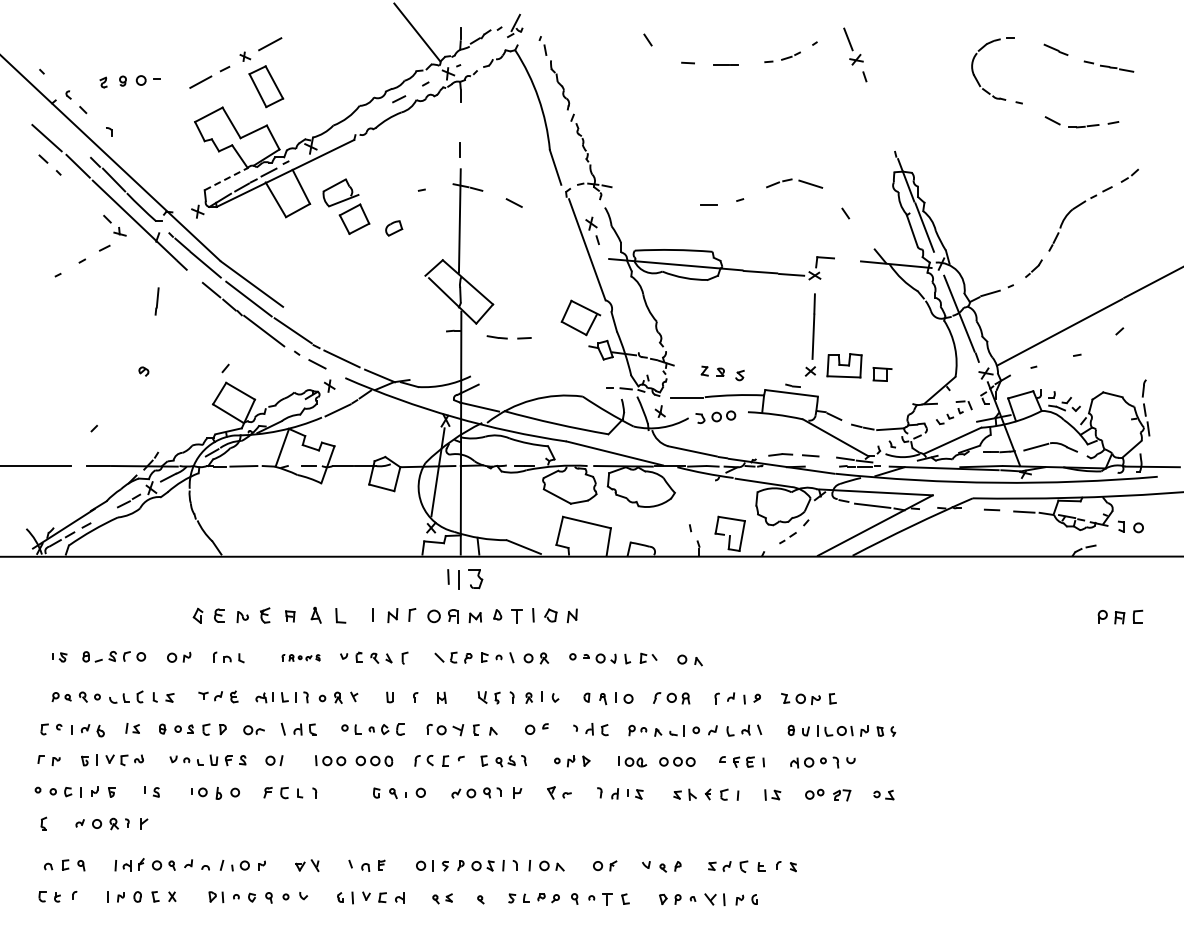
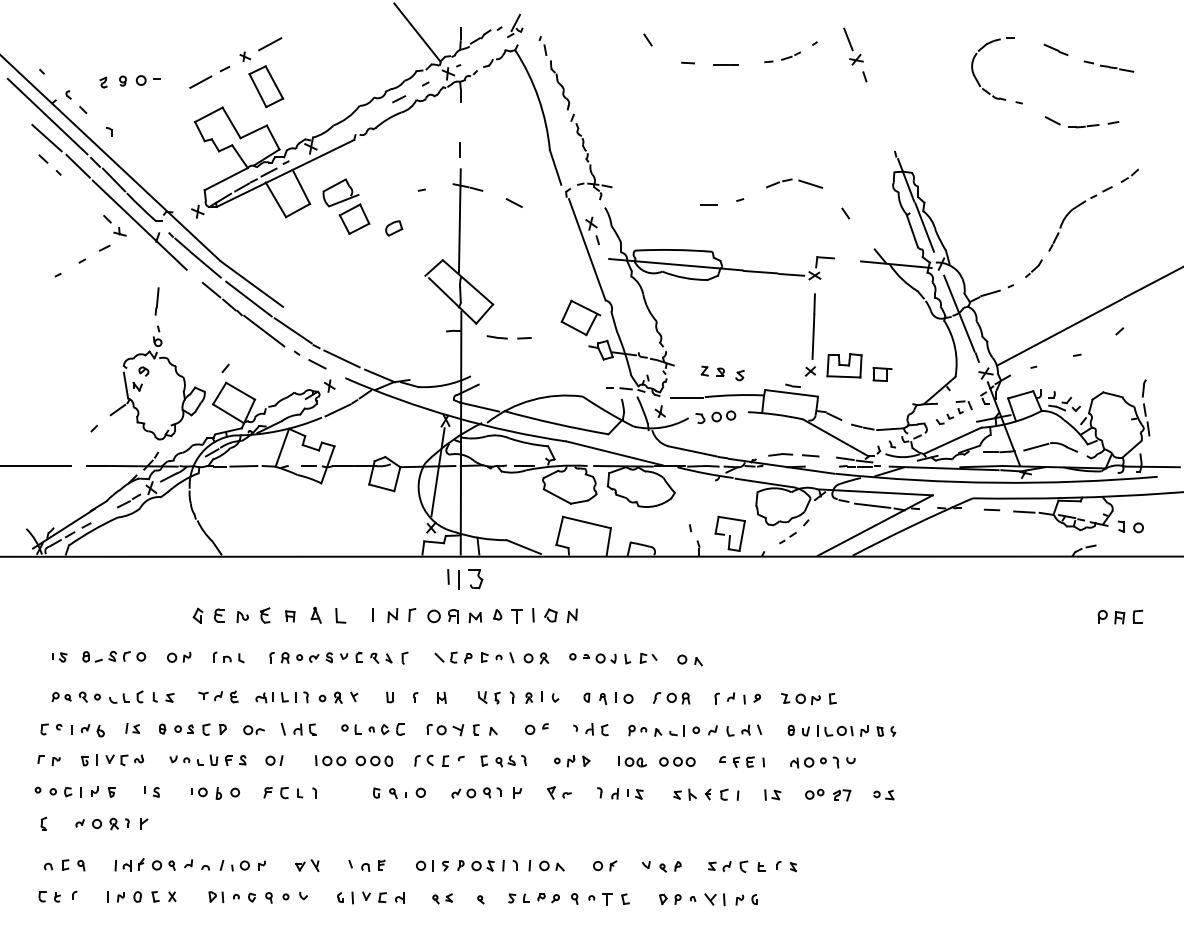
line: none -> present (47, 116)
line: dashed -> solid (226, 178)
part: none -> present (142, 383)
part size: 40x8 px -> 64x12 px (300, 657)
